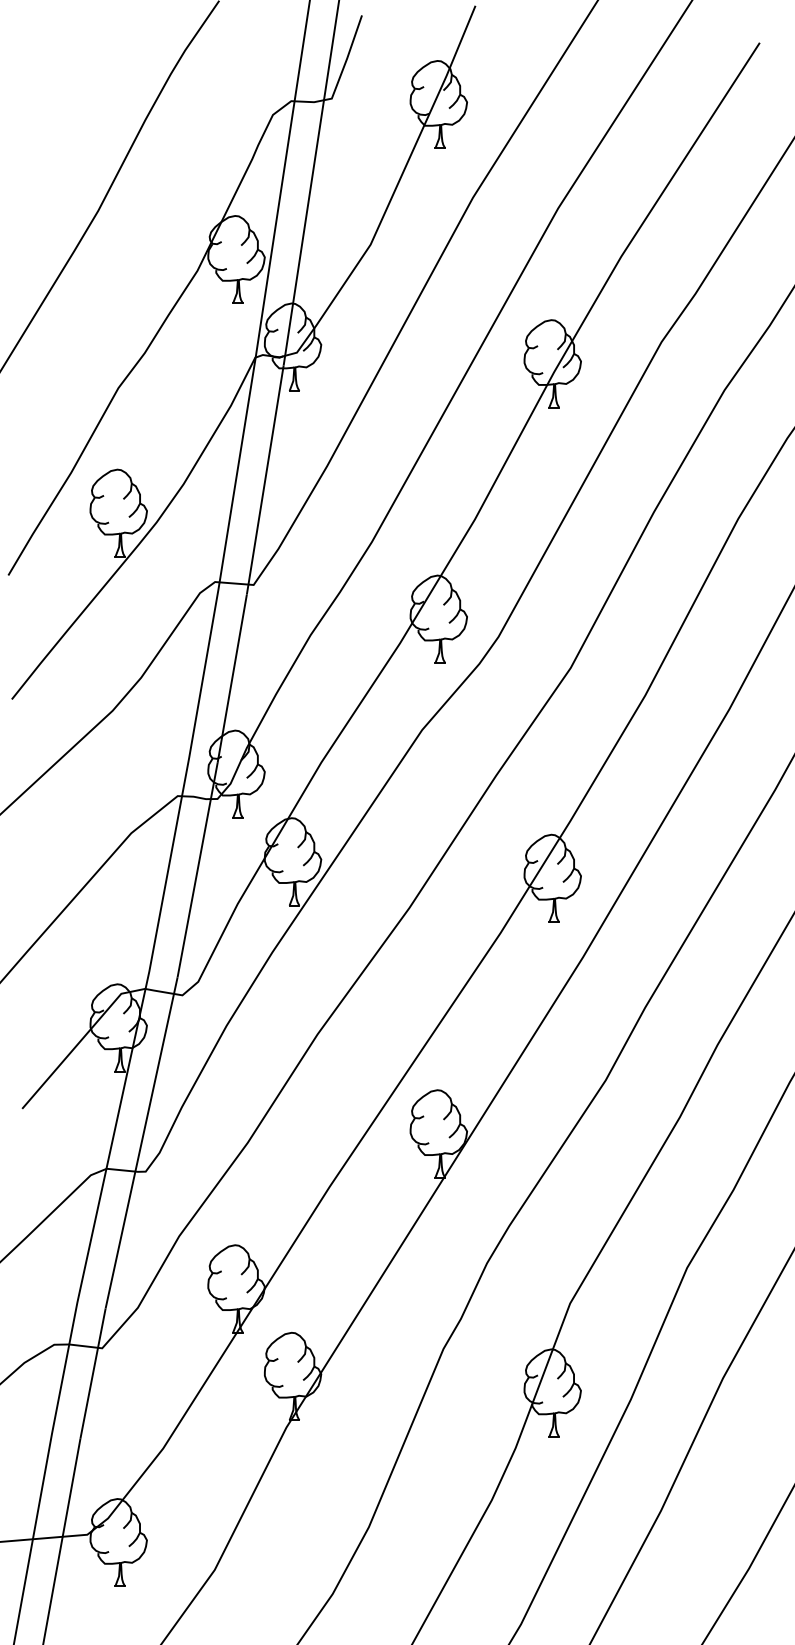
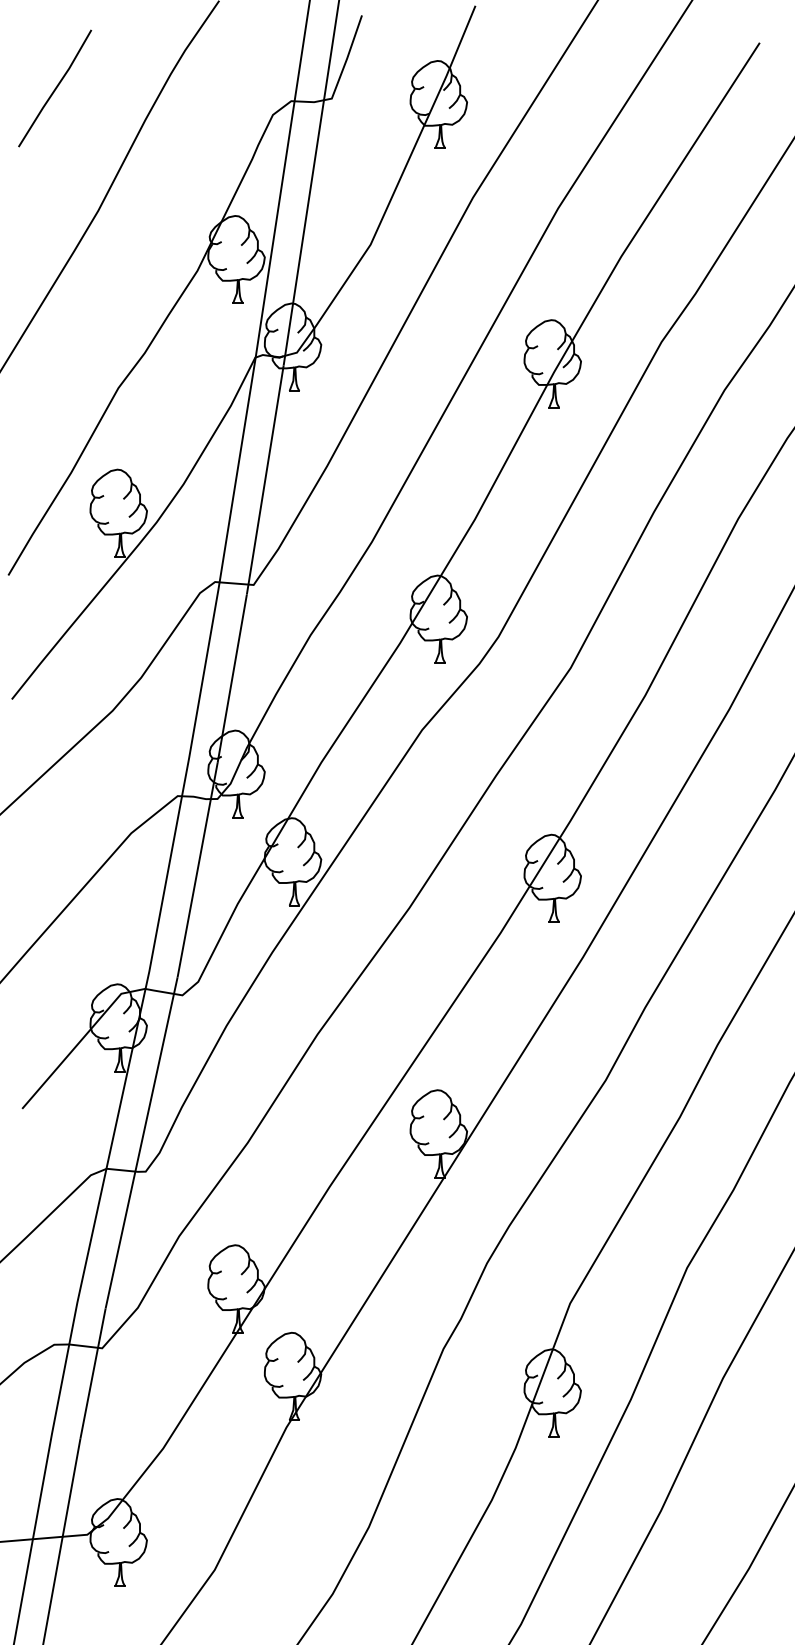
line: none -> present (55, 88)
